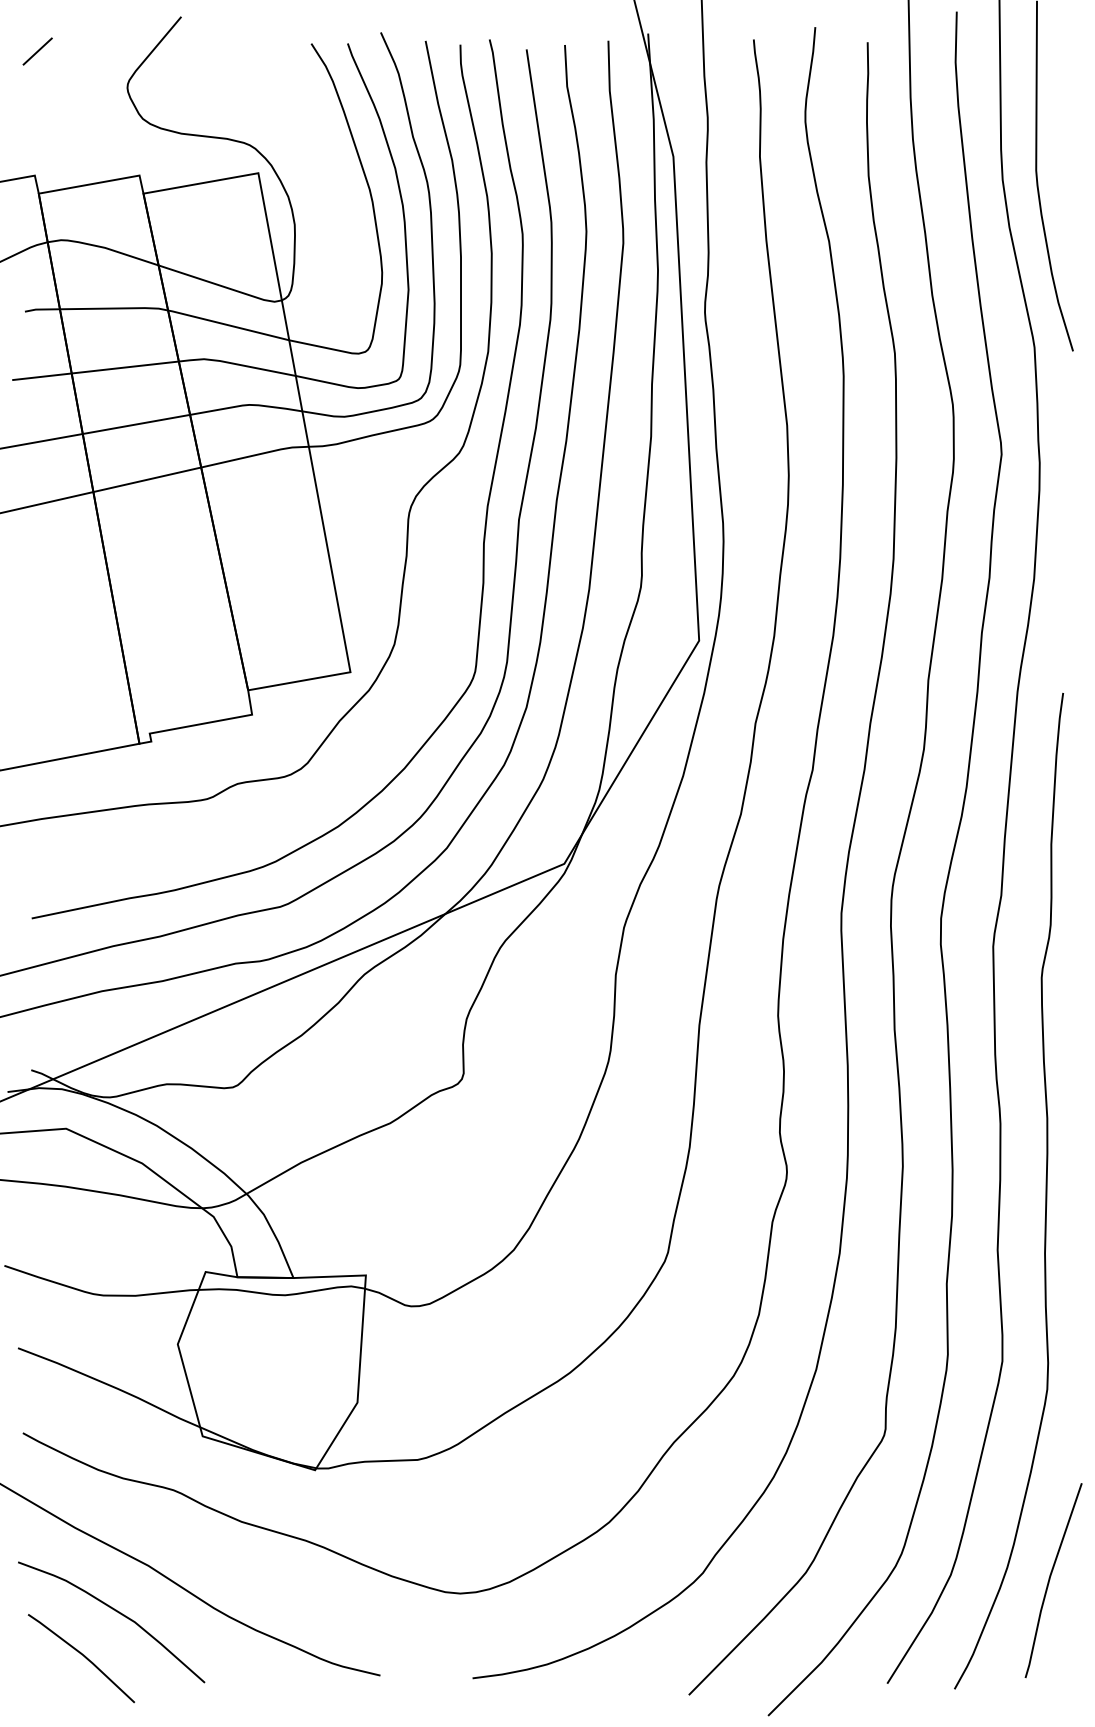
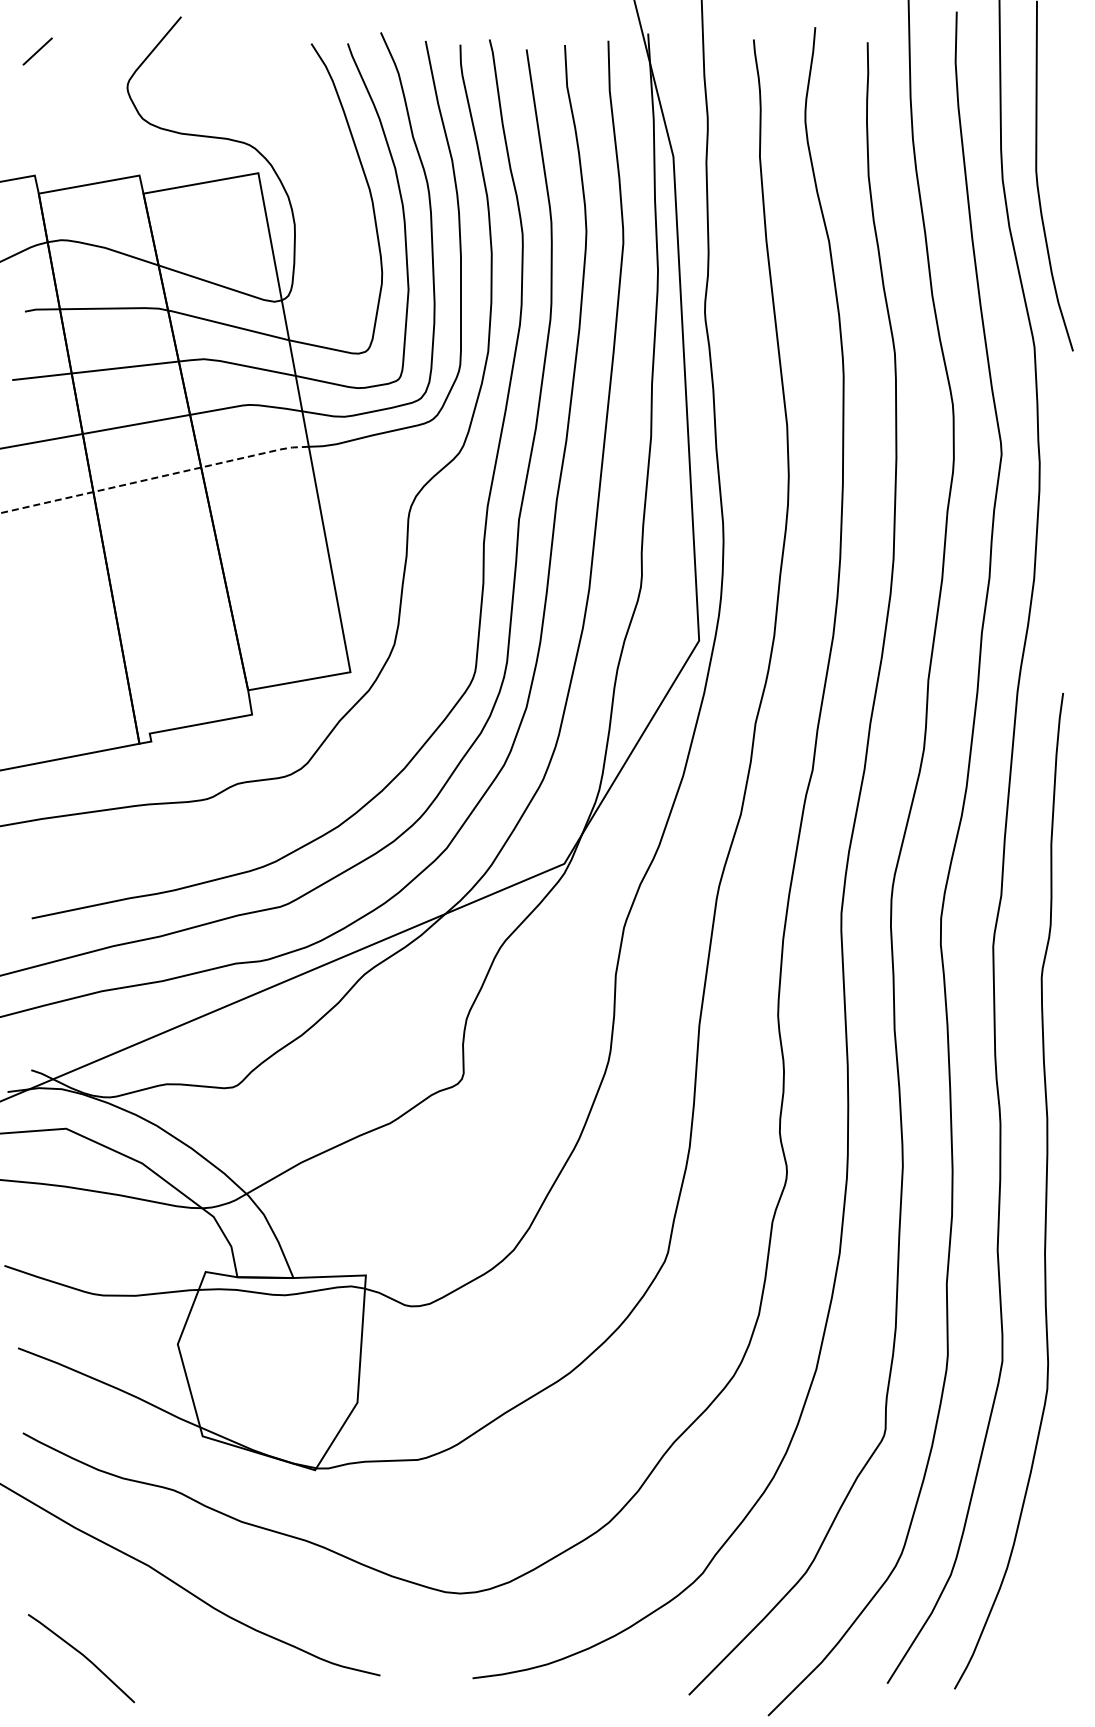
line: solid -> dashed (155, 477)
line: present -> none (1050, 1579)
curve: present -> none (118, 1613)
